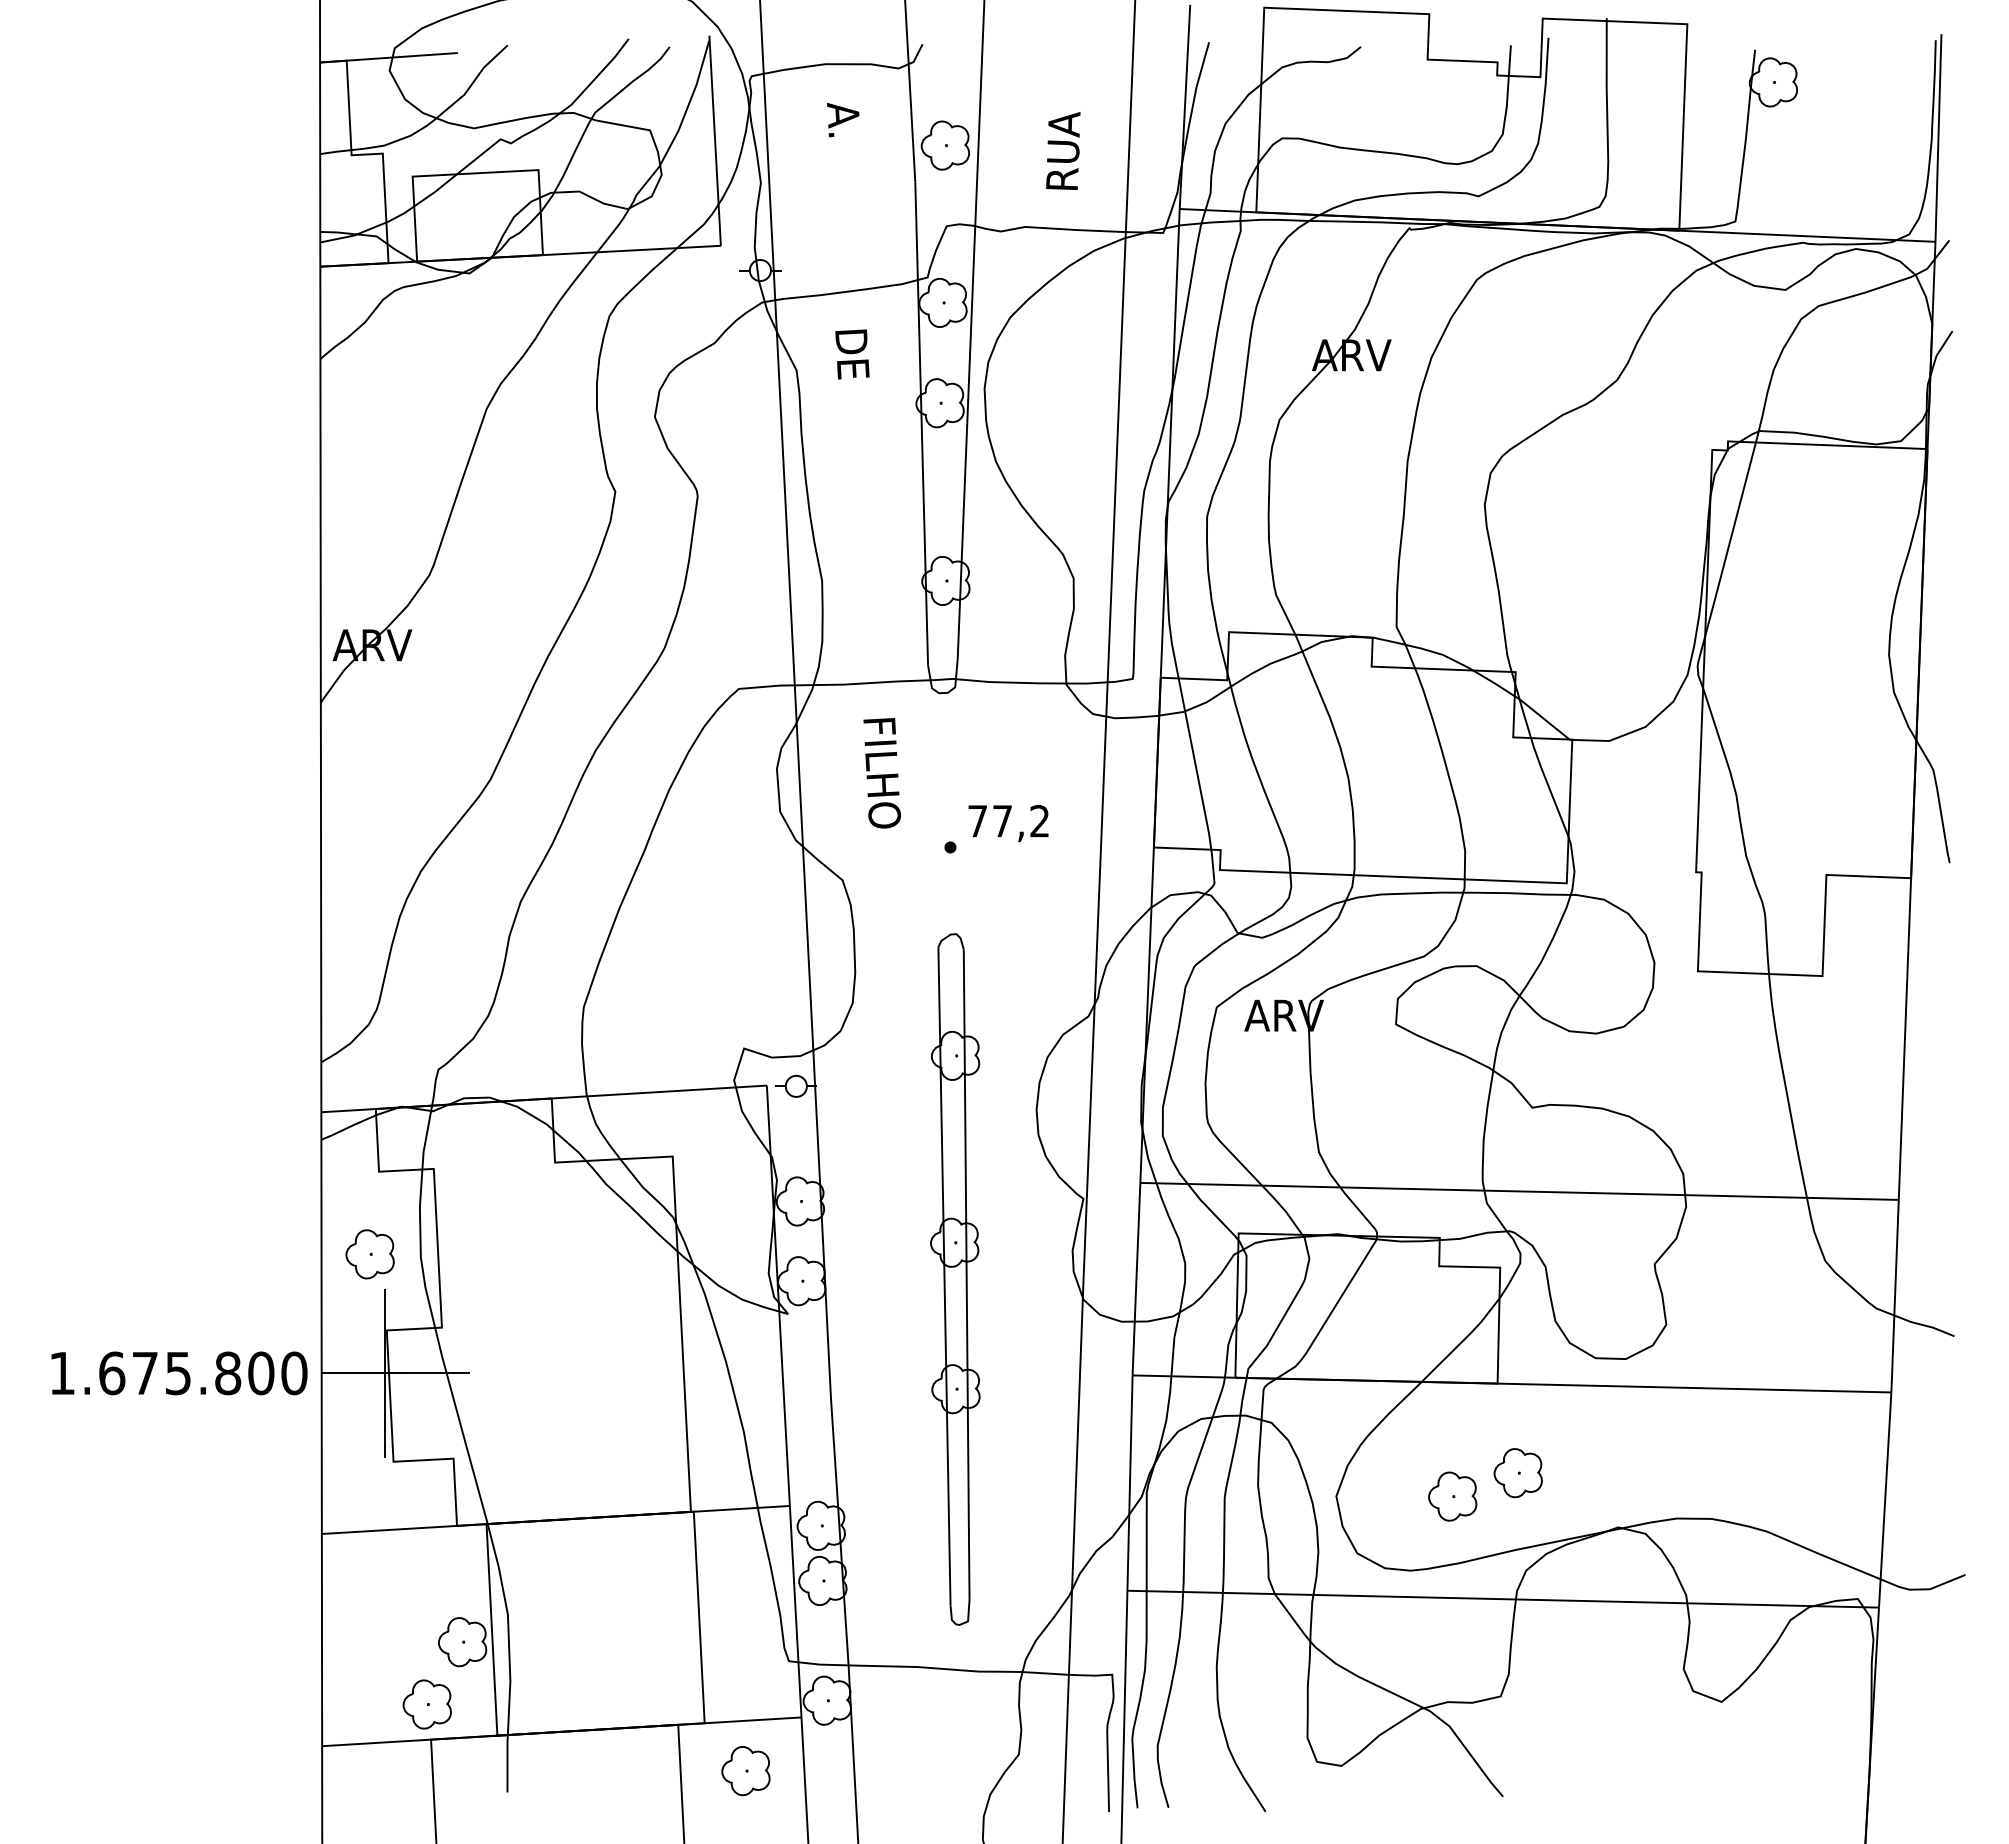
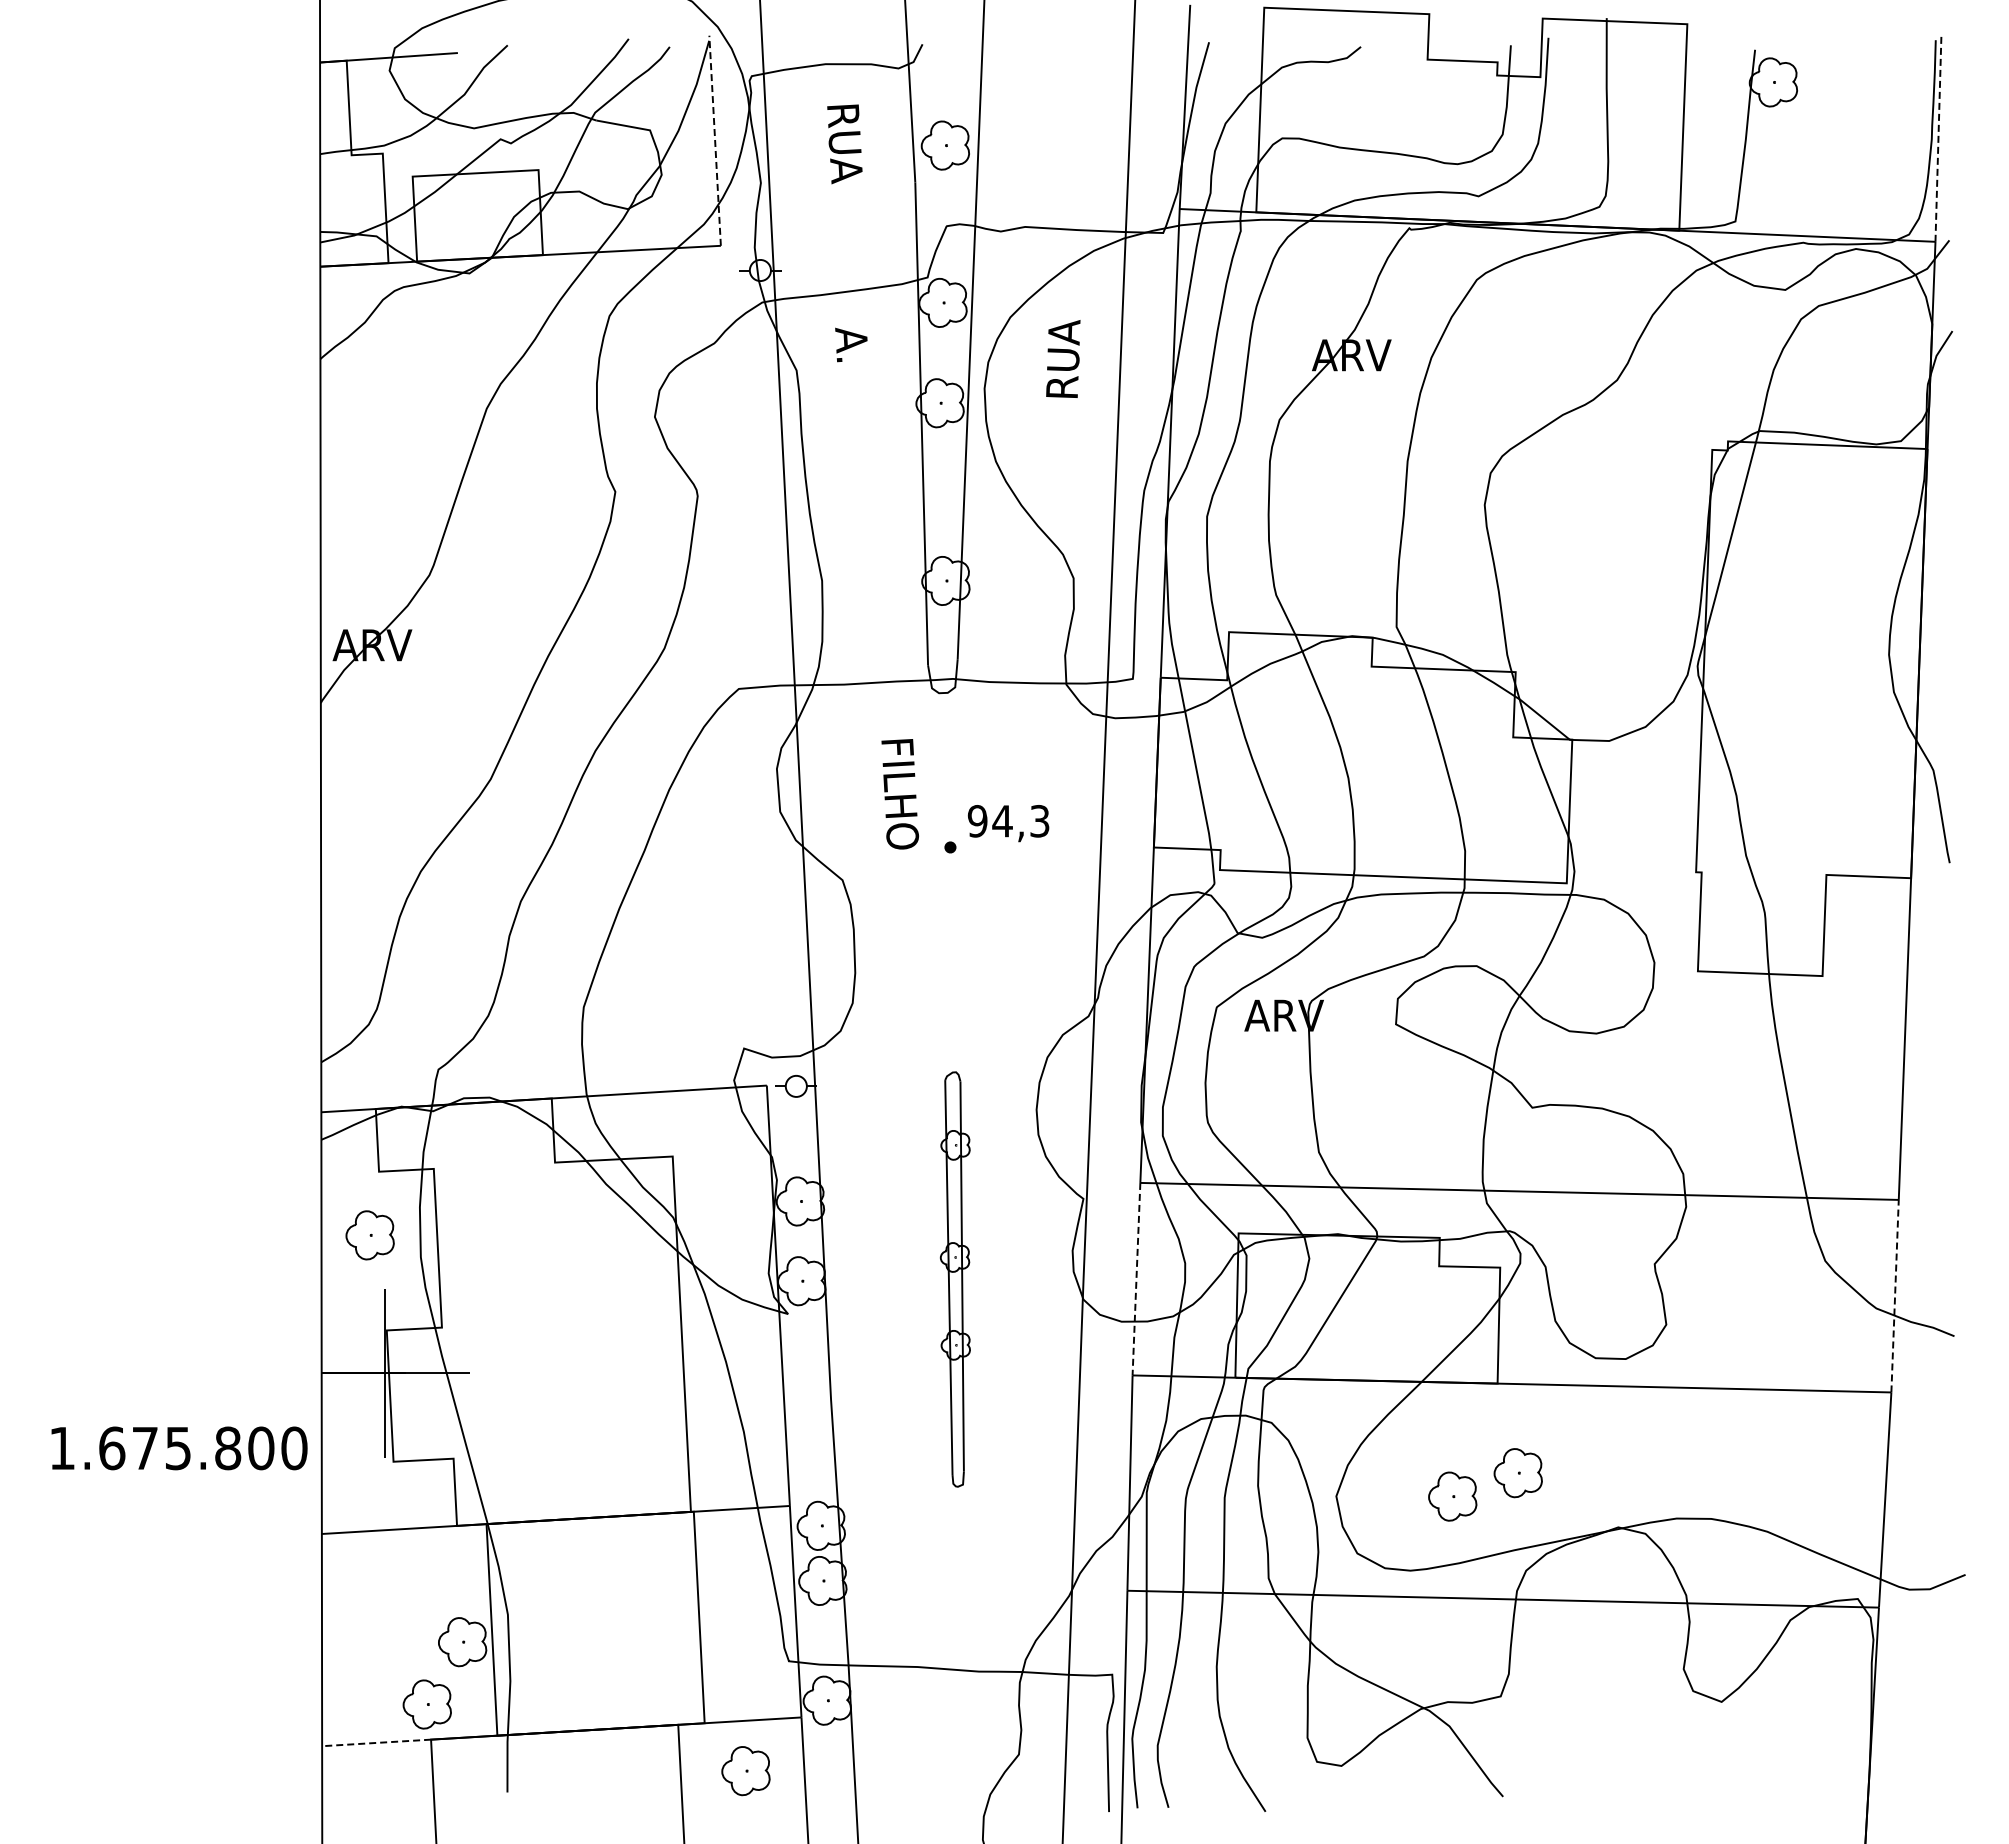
line: solid -> dashed (1938, 137)
line: solid -> dashed (715, 140)
text: A. -> RUA (844, 143)
text position: (1063, 150) -> (1063, 358) (1063, 358)
text: DE -> A. (852, 353)
text position: (881, 773) -> (899, 794) (899, 794)
text: 77,2 -> 94,3 (1008, 821)
part position: (369, 1254) -> (369, 1235) (369, 1235)
part size: 51x693 px -> 32x417 px (954, 1279)
line: solid -> dashed (1136, 1279)
line: solid -> dashed (1895, 1295)
text position: (179, 1373) -> (179, 1448) (179, 1448)
line: solid -> dashed (376, 1742)
